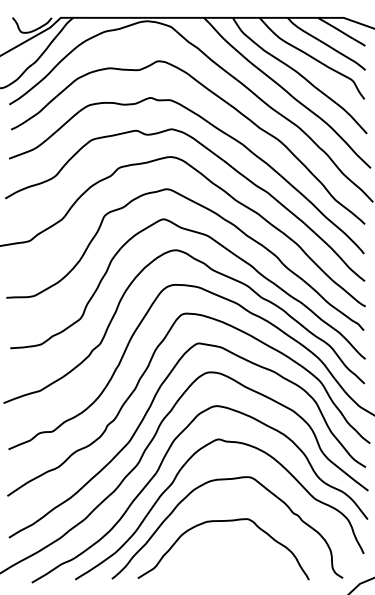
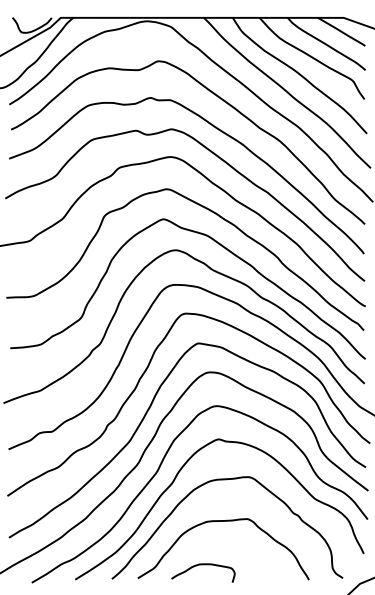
curve: none -> present (203, 565)
